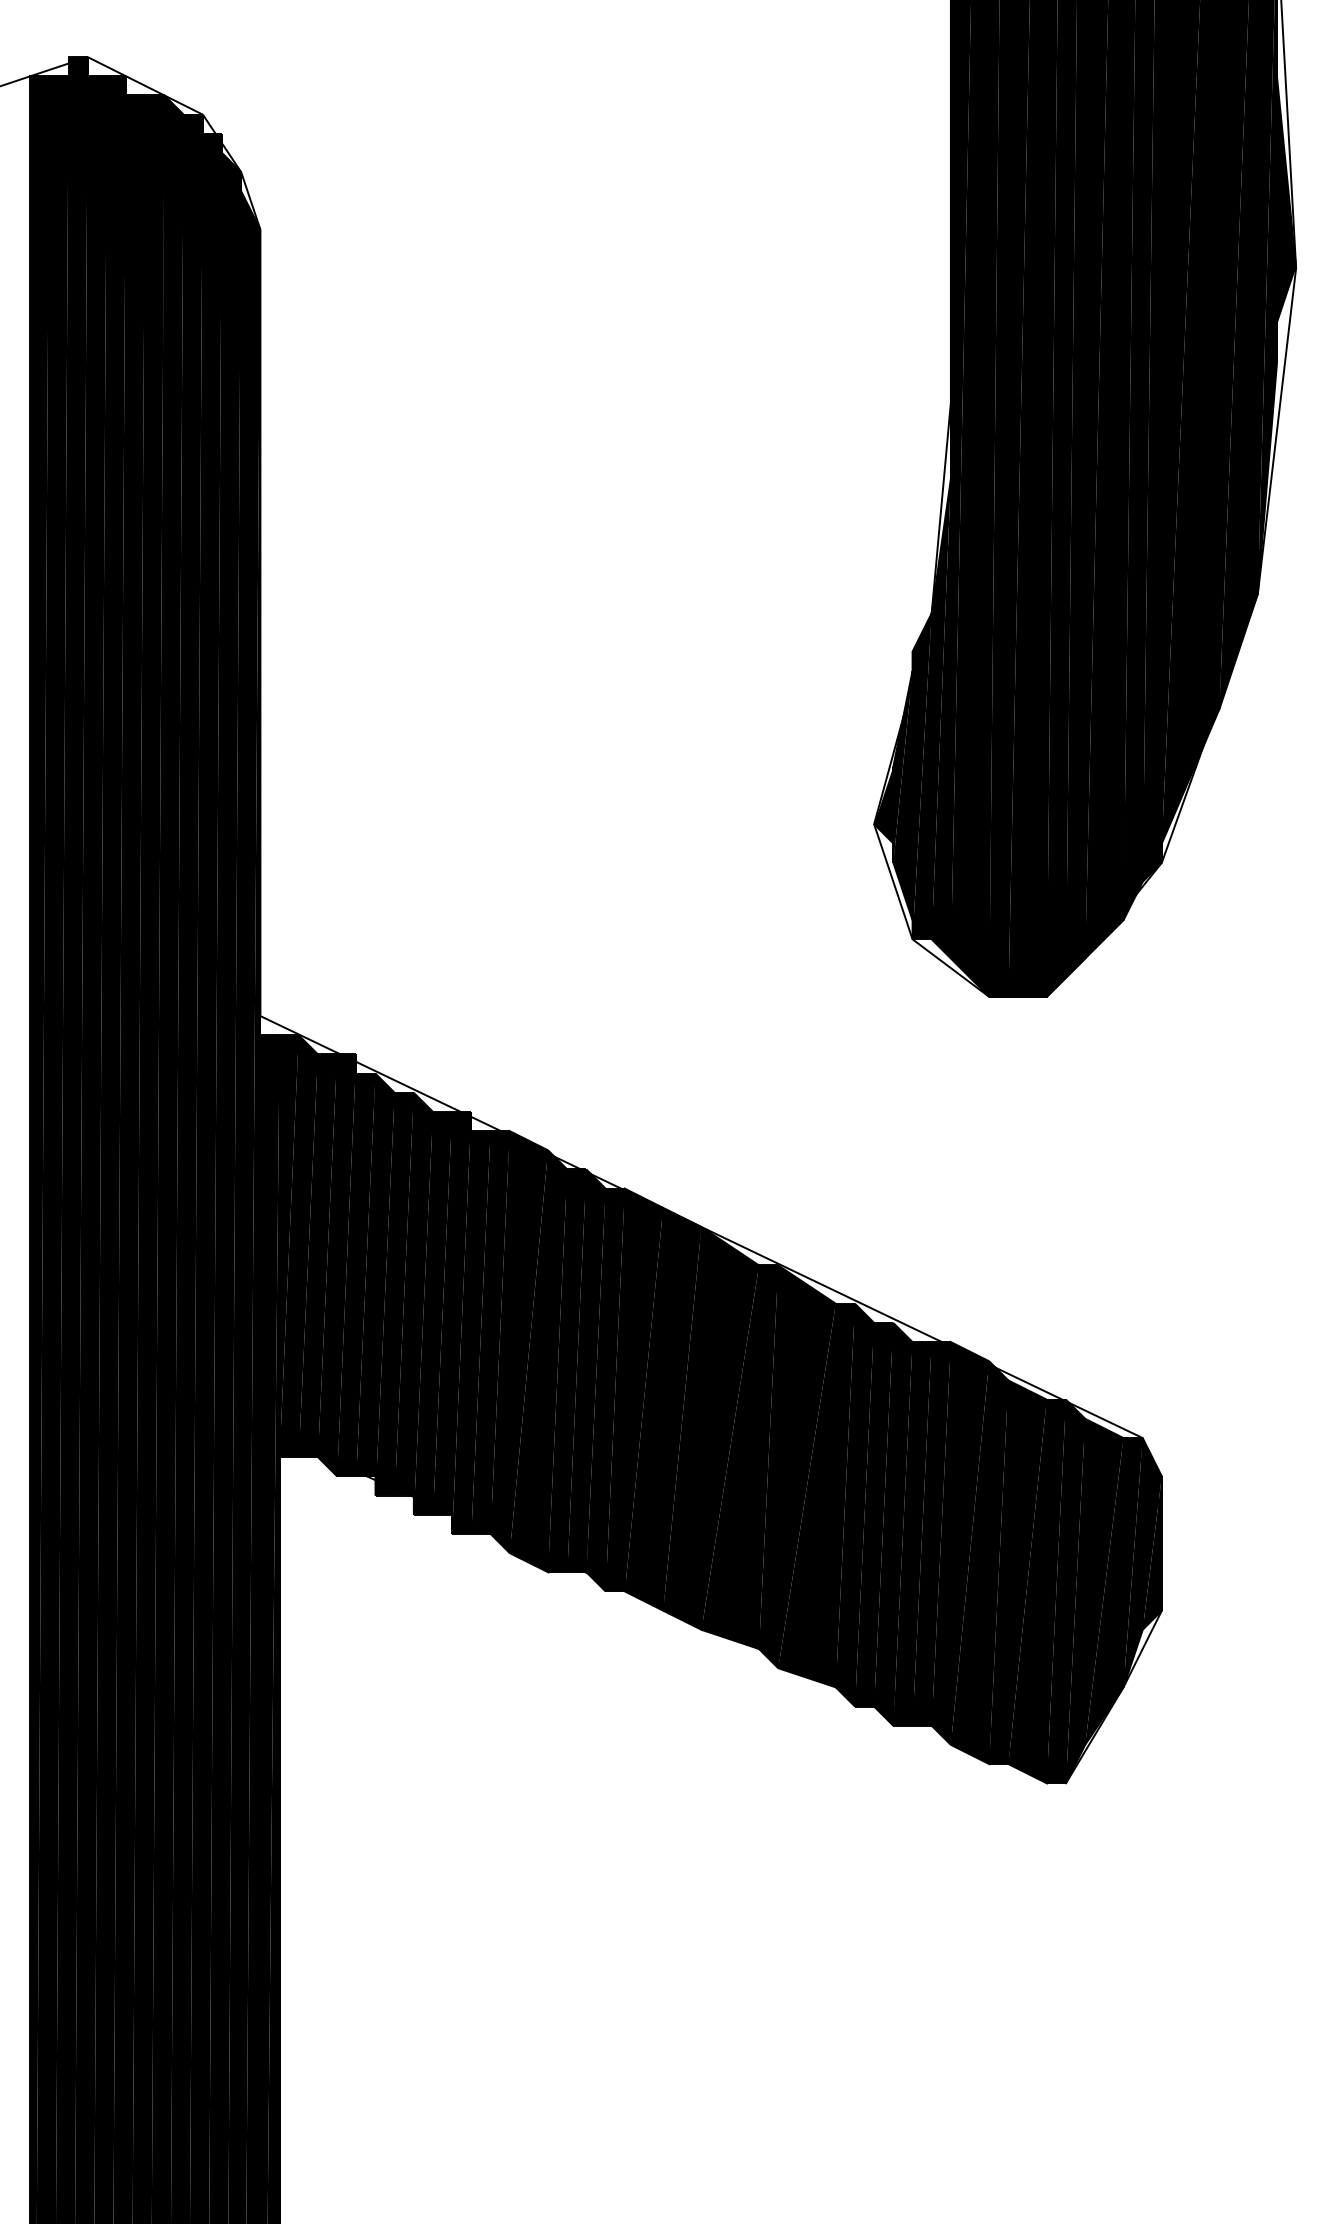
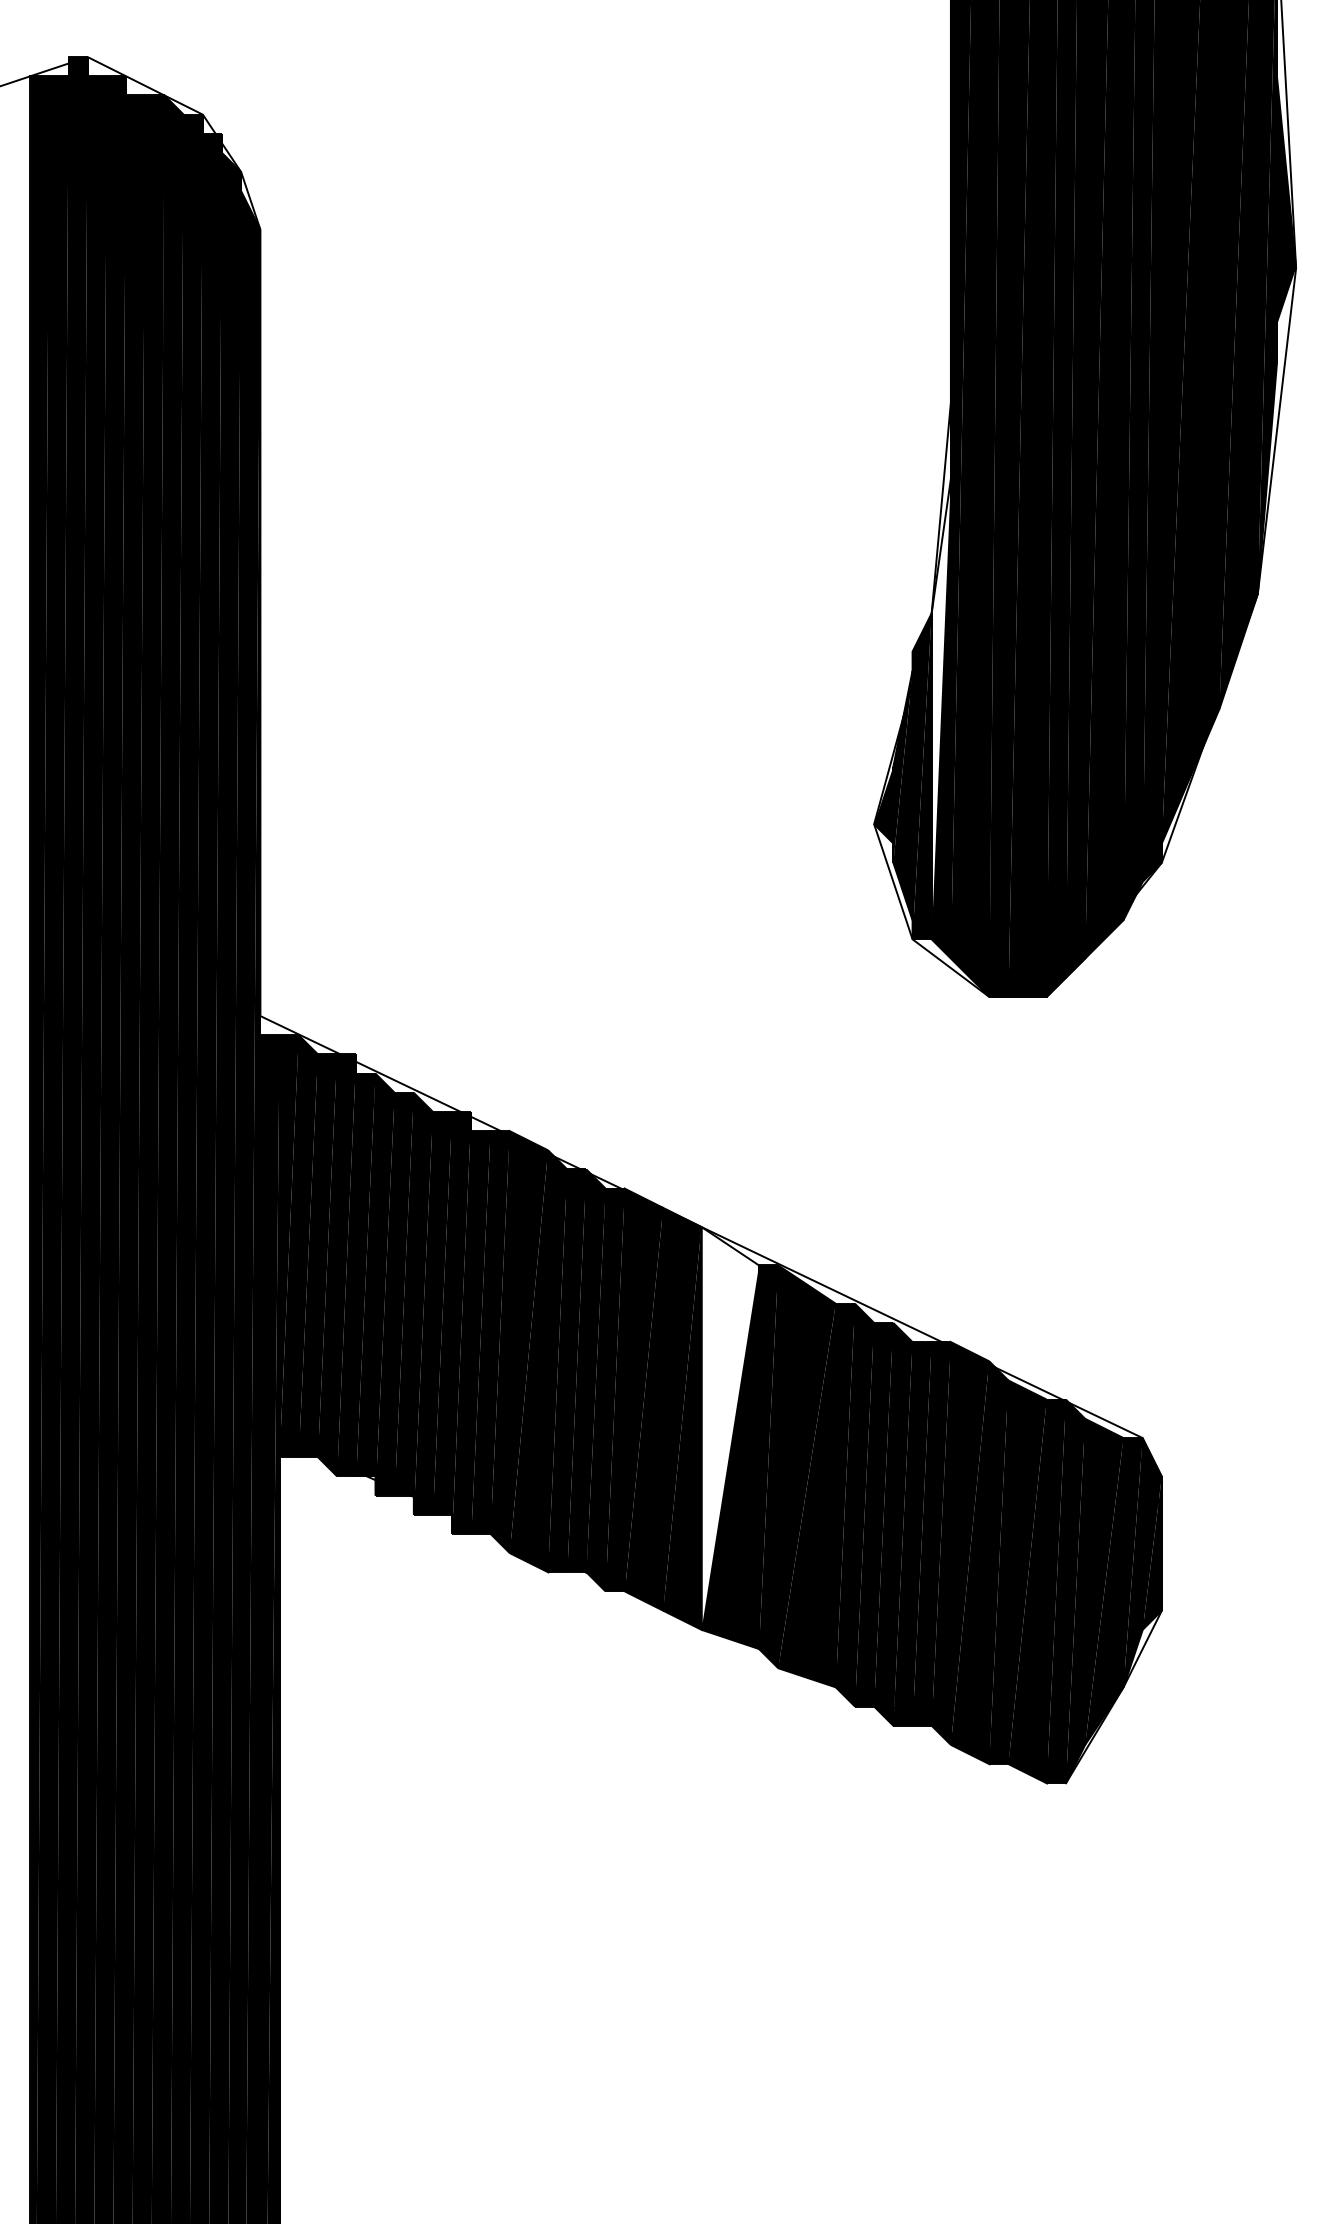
fill: present -> none (940, 709)
fill: present -> none (730, 1428)
